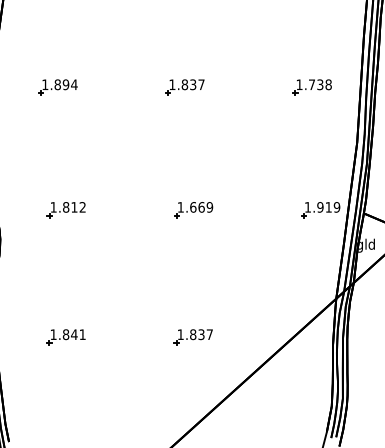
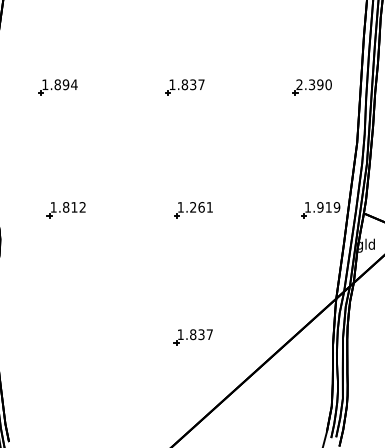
text: 1.738 -> 2.390 (313, 84)
text: 1.669 -> 1.261 (201, 207)
part: present -> none (65, 337)
